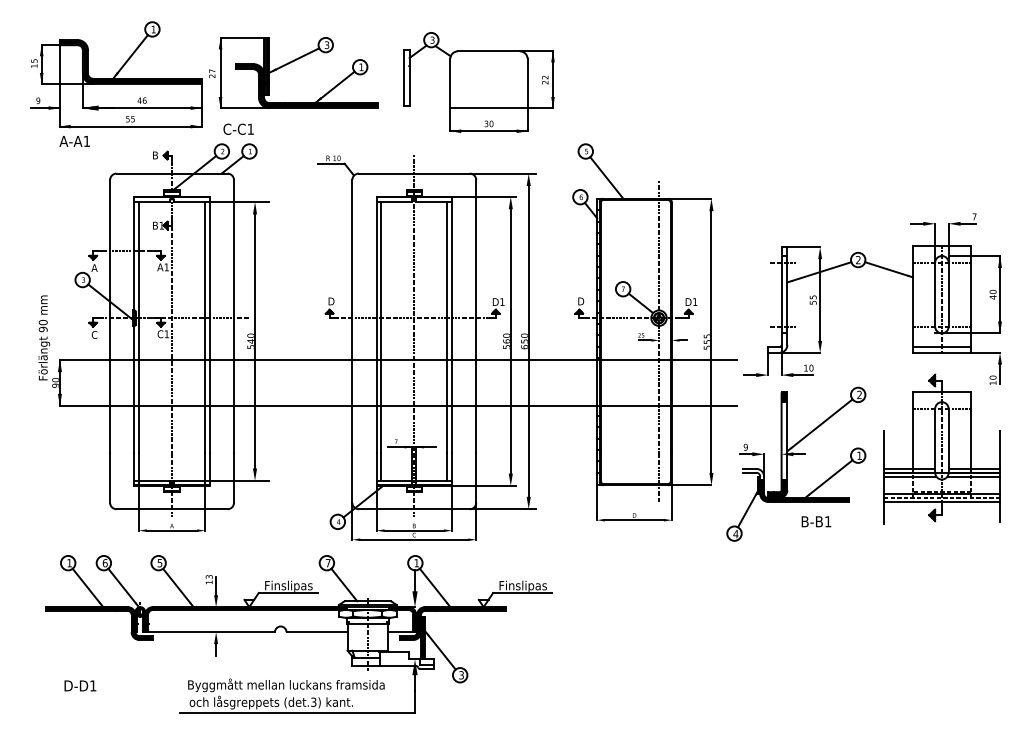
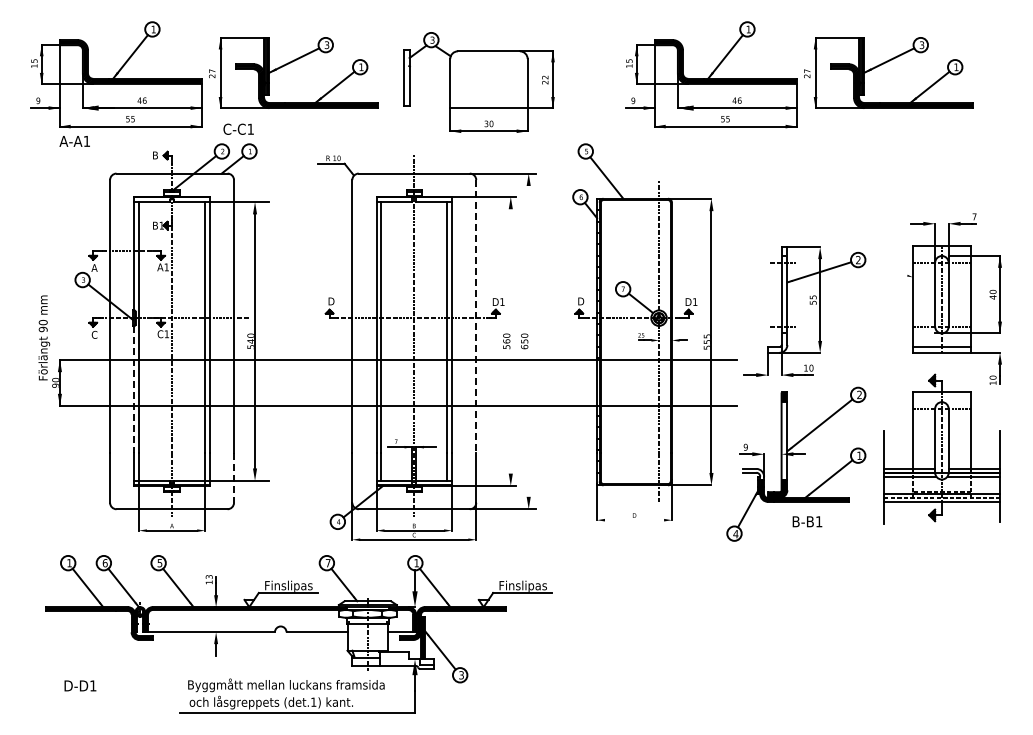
part: none -> present (799, 74)
line: present -> none (888, 269)
line: solid -> dashed (476, 316)
line: present -> none (510, 341)
line: present -> none (528, 341)
line: solid -> dashed (134, 389)
line: solid -> dashed (234, 478)
line: present -> none (634, 520)
text position: (816, 521) -> (807, 521) (807, 521)
text: (det.3) -> (det.1) (313, 701)
